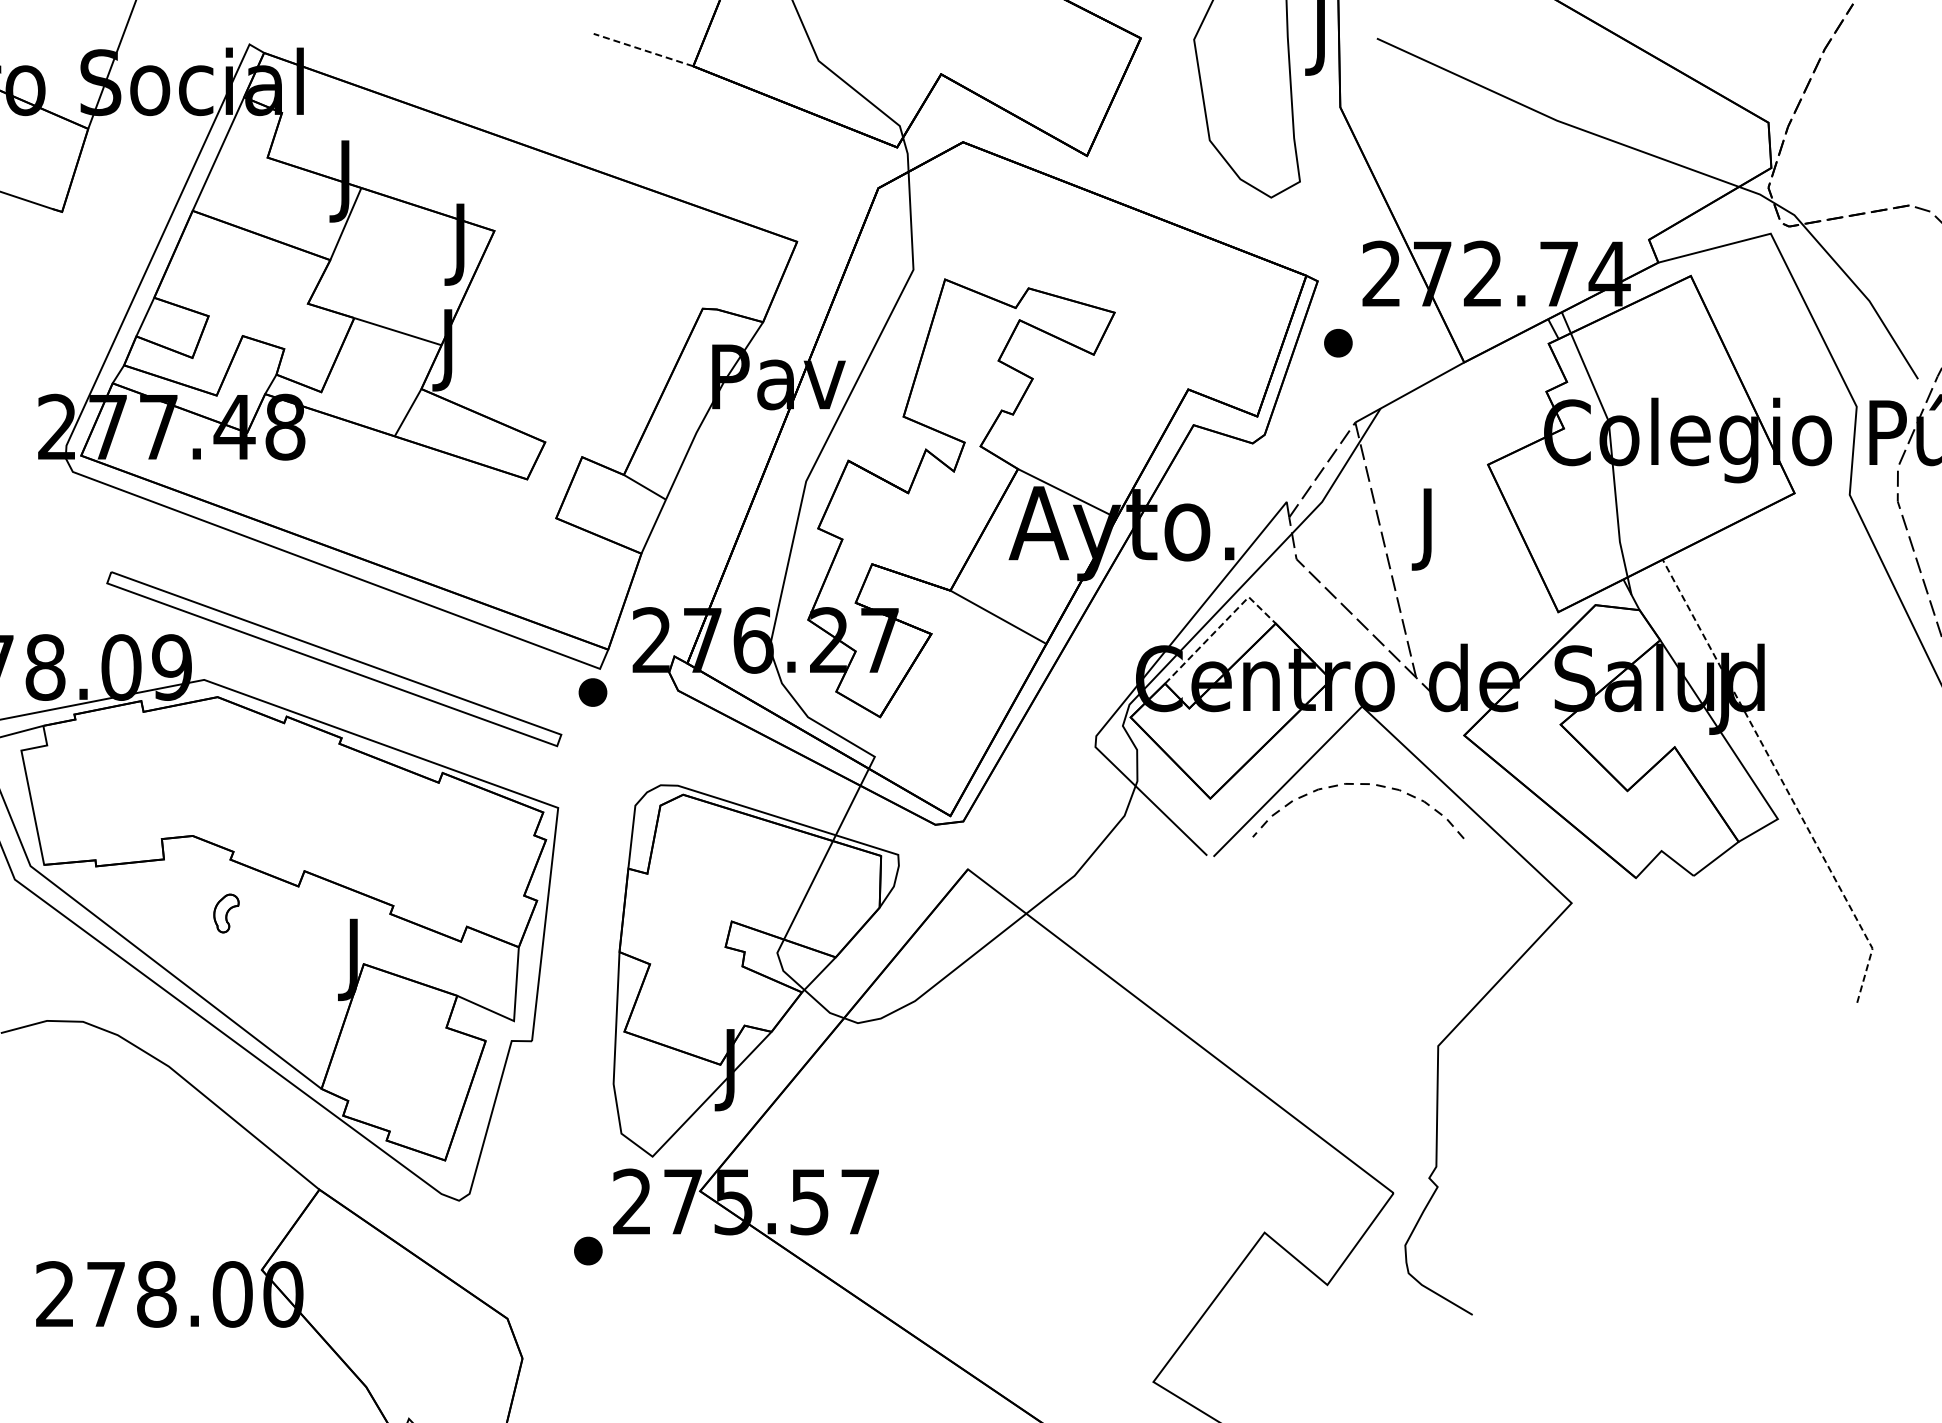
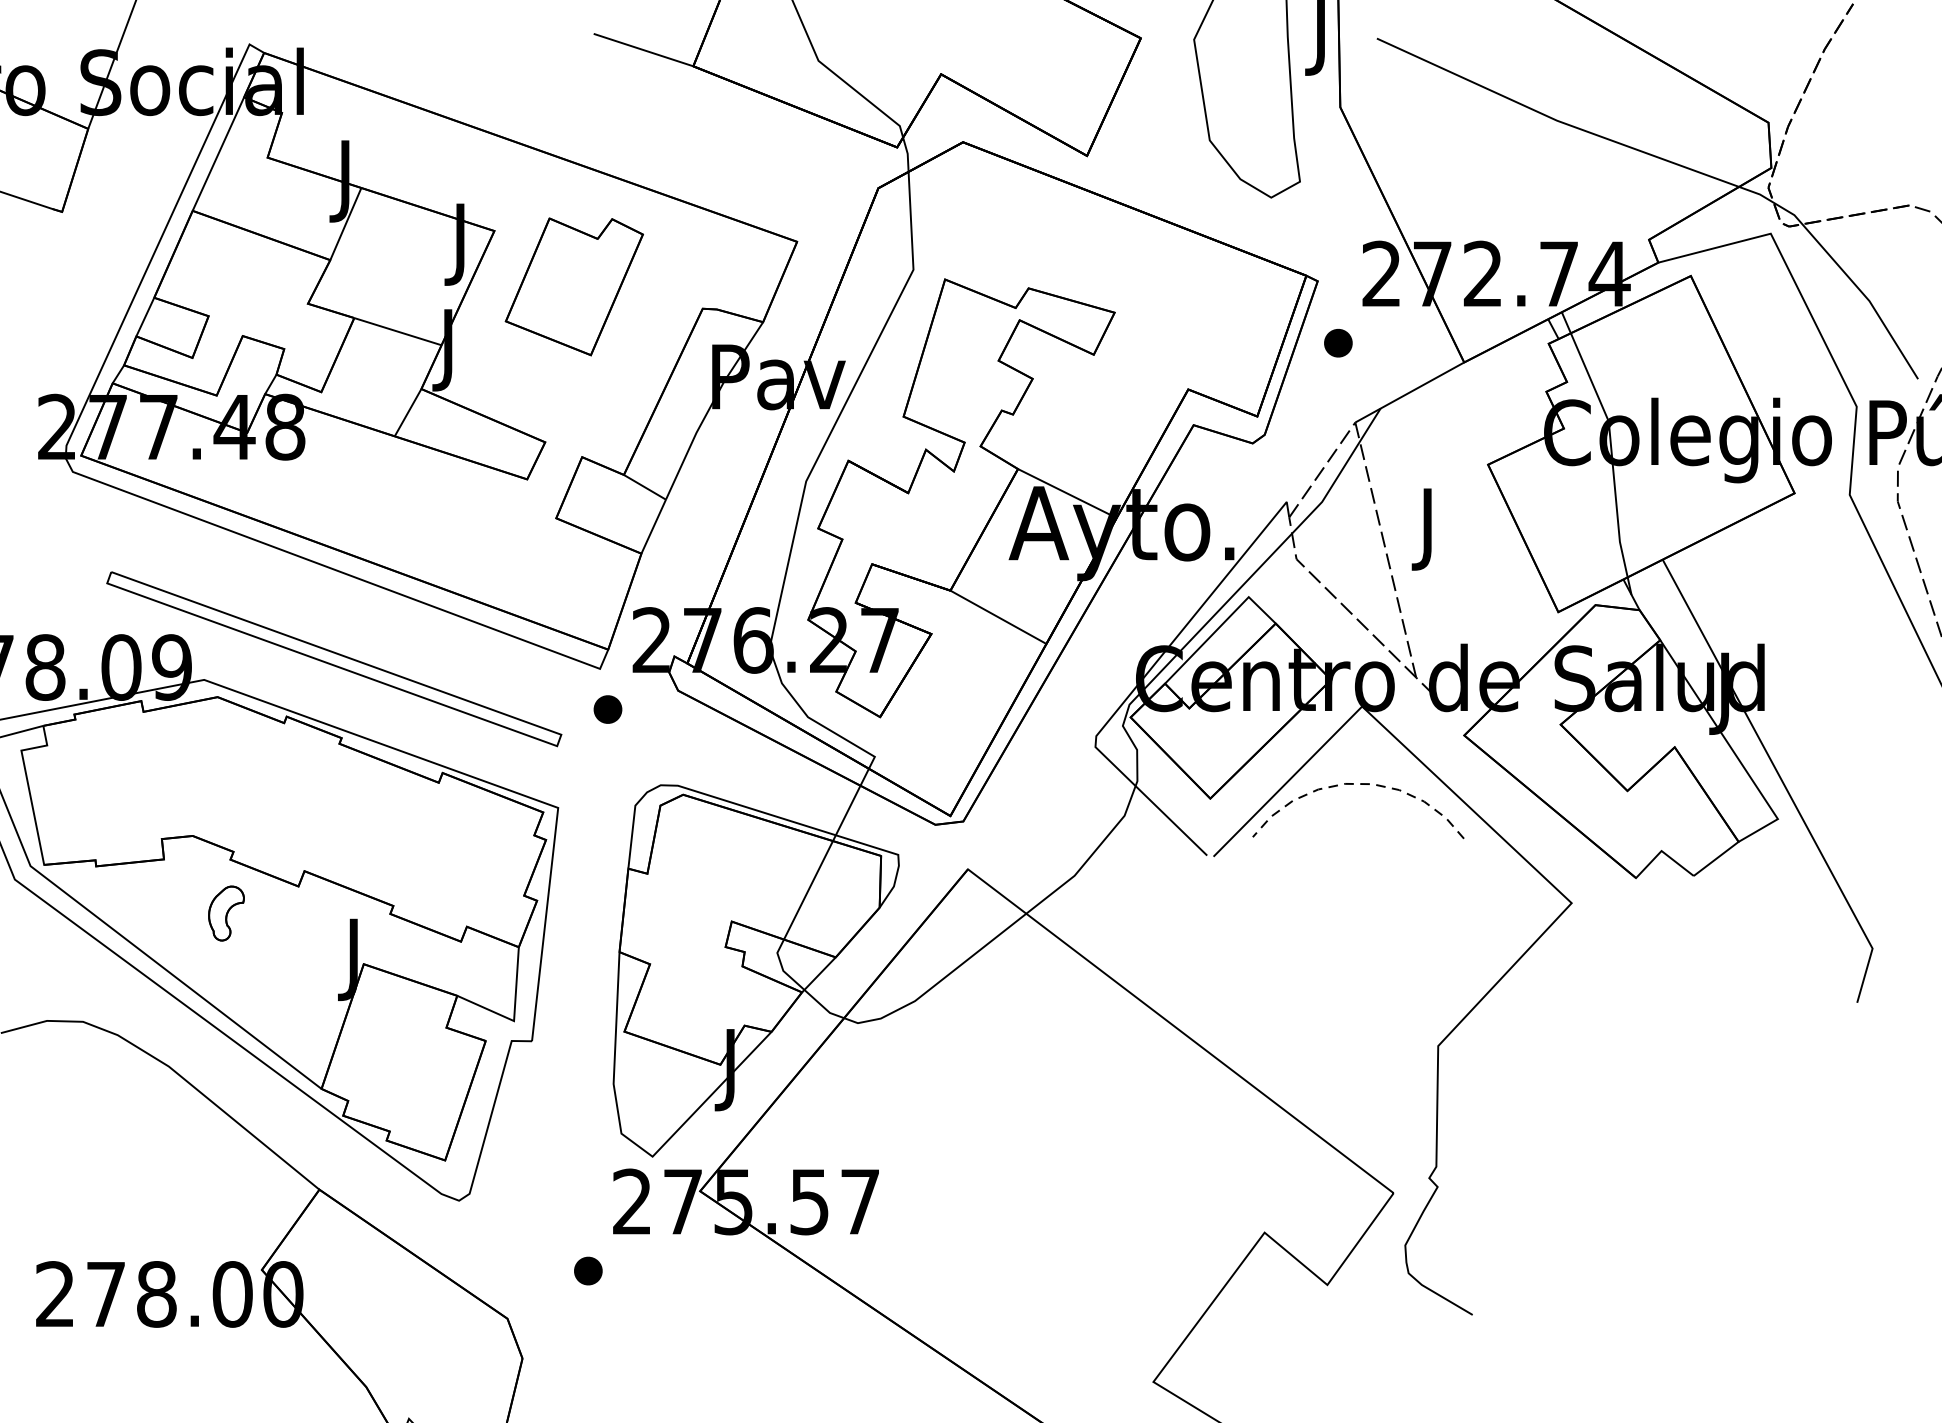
line: dashed -> solid (643, 49)
part: none -> present (573, 286)
line: dashed -> solid (1220, 626)
part position: (592, 692) -> (607, 709) (607, 709)
line: dashed -> solid (1781, 779)
part size: 27x41 px -> 37x57 px (226, 913)
part position: (588, 1250) -> (588, 1270) (588, 1270)
